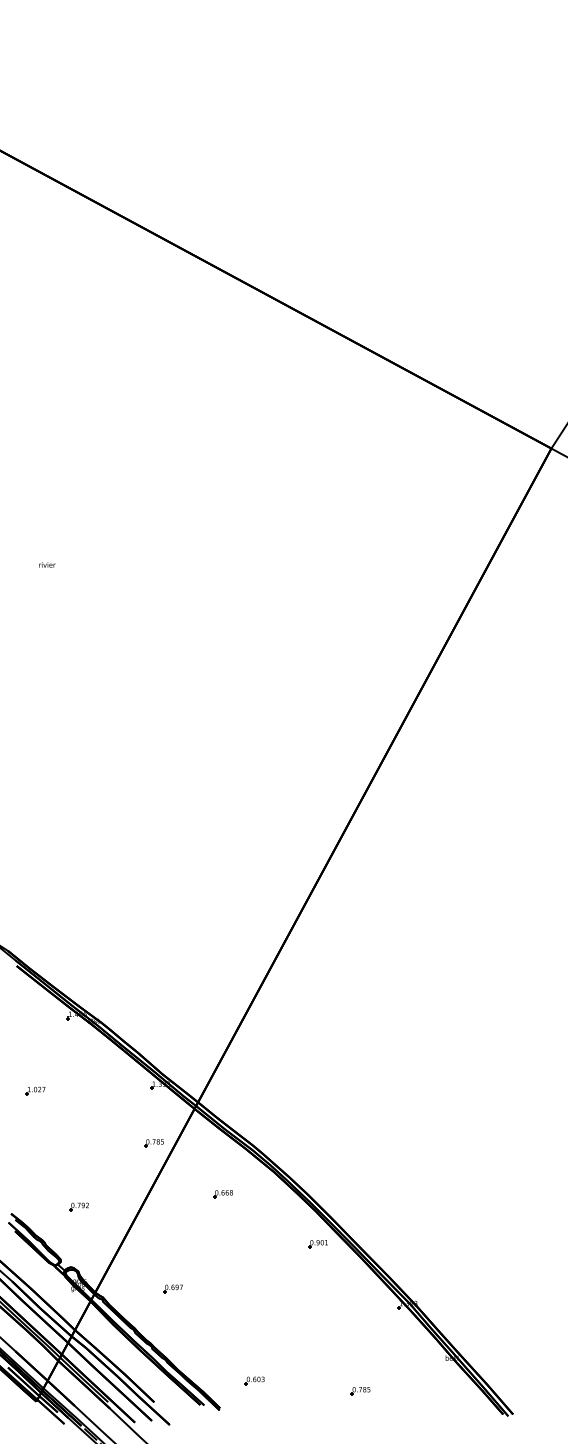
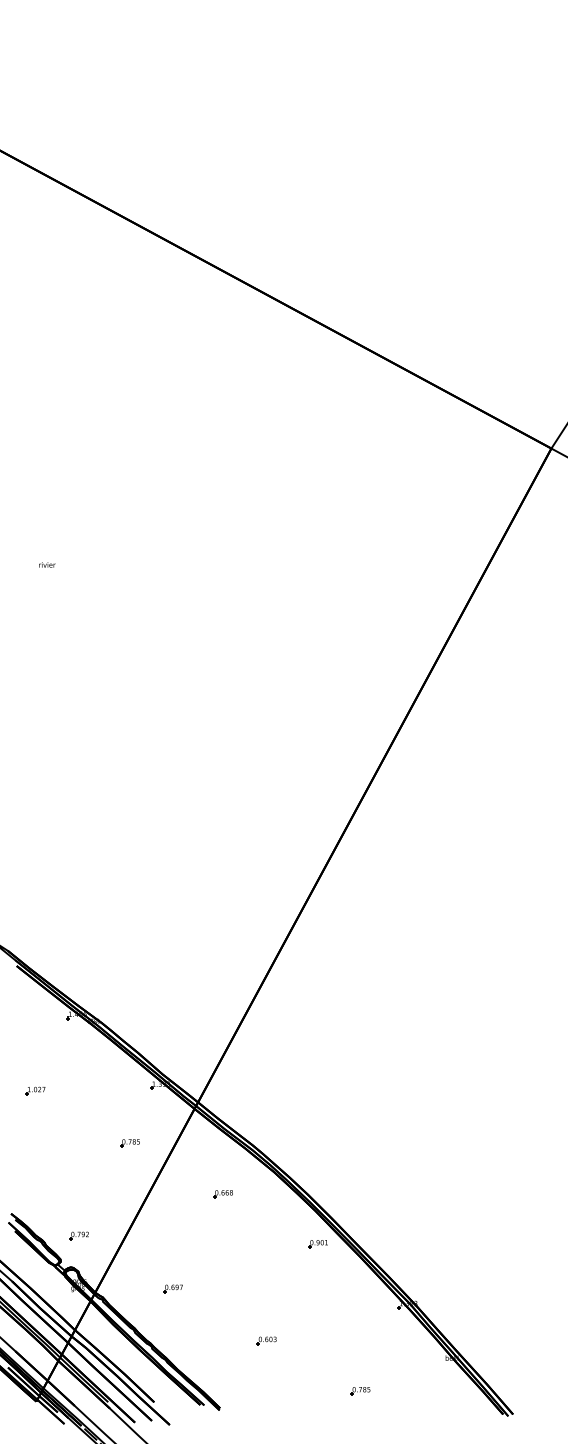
part position: (153, 1143) -> (129, 1143) (129, 1143)
part position: (78, 1206) -> (78, 1235) (78, 1235)
part position: (254, 1380) -> (266, 1340) (266, 1340)
